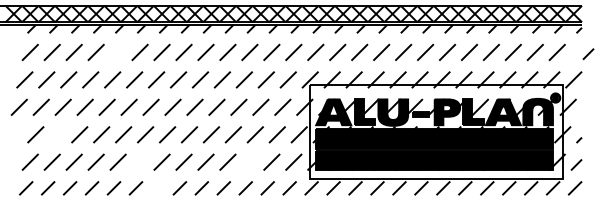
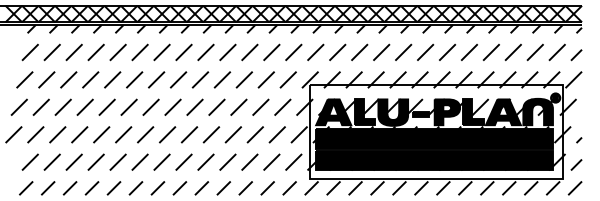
line: none -> present (117, 52)
line position: (588, 54) -> (576, 55) (576, 55)
line: none -> present (13, 134)
line: none -> present (57, 134)
line: none -> present (139, 161)
line: none -> present (249, 161)
line: none -> present (157, 188)
